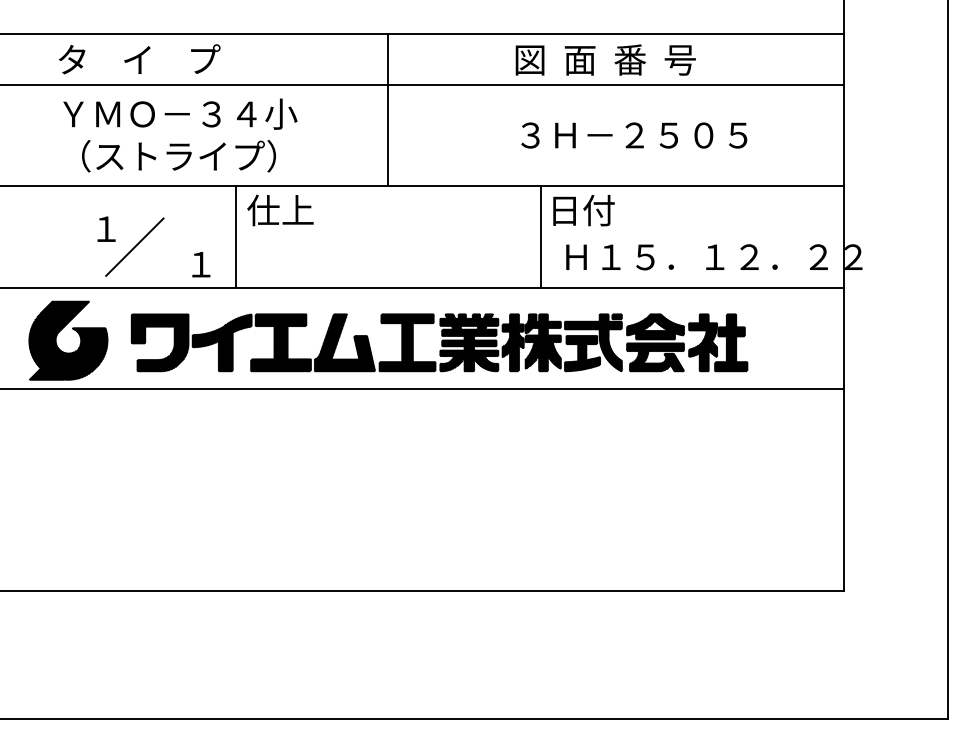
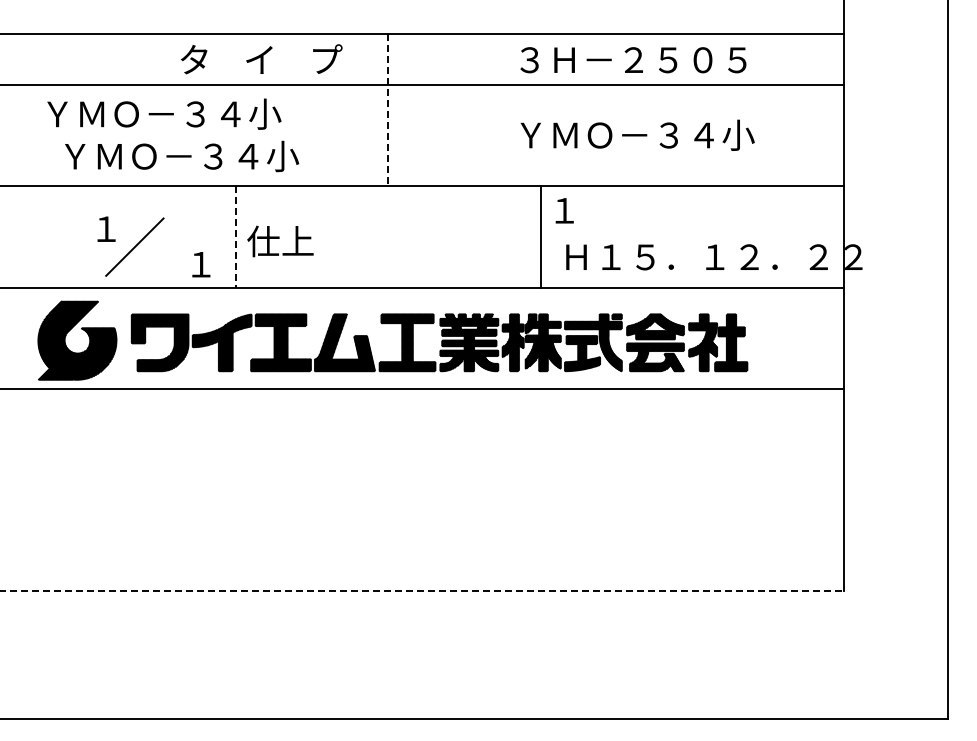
text position: (139, 59) -> (261, 59) (261, 59)
text: 図  面  番  号 -> ３Ｈ－２５０５ (630, 59)
line: solid -> dashed (388, 110)
text position: (180, 113) -> (164, 113) (164, 113)
text: ３Ｈ－２５０５ -> ＹＭＯ－３４小 (637, 134)
text: （ストライプ） -> ＹＭＯ－３４小 (182, 156)
text position: (280, 210) -> (280, 241) (280, 241)
text: 日付 -> １ (583, 210)
line: solid -> dashed (236, 237)
part position: (75, 331) -> (84, 331) (84, 331)
line: solid -> dashed (422, 590)
